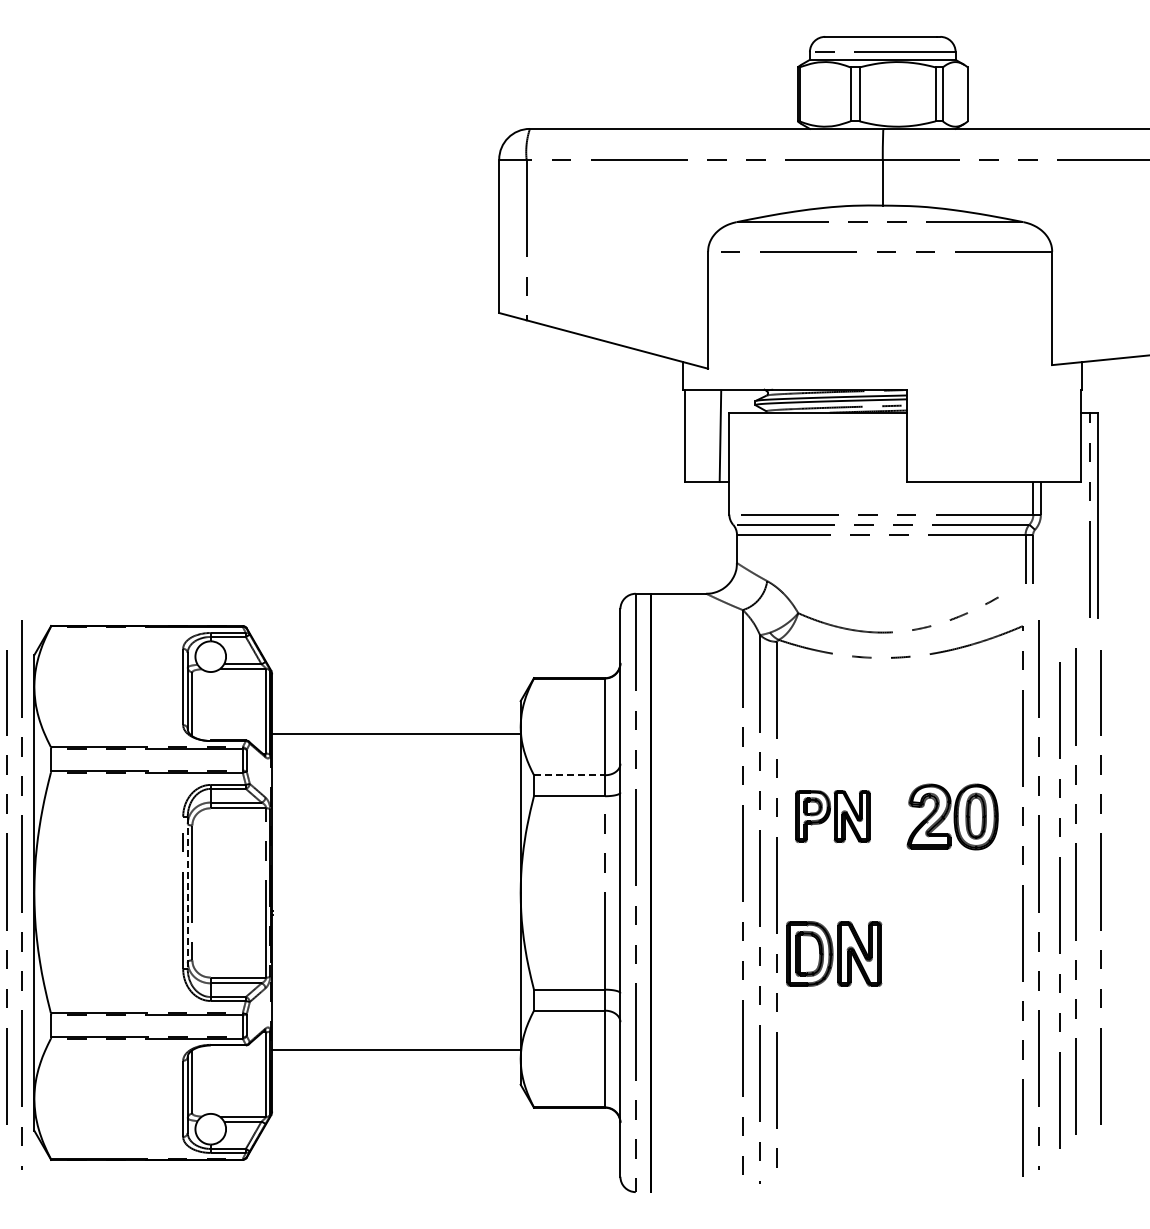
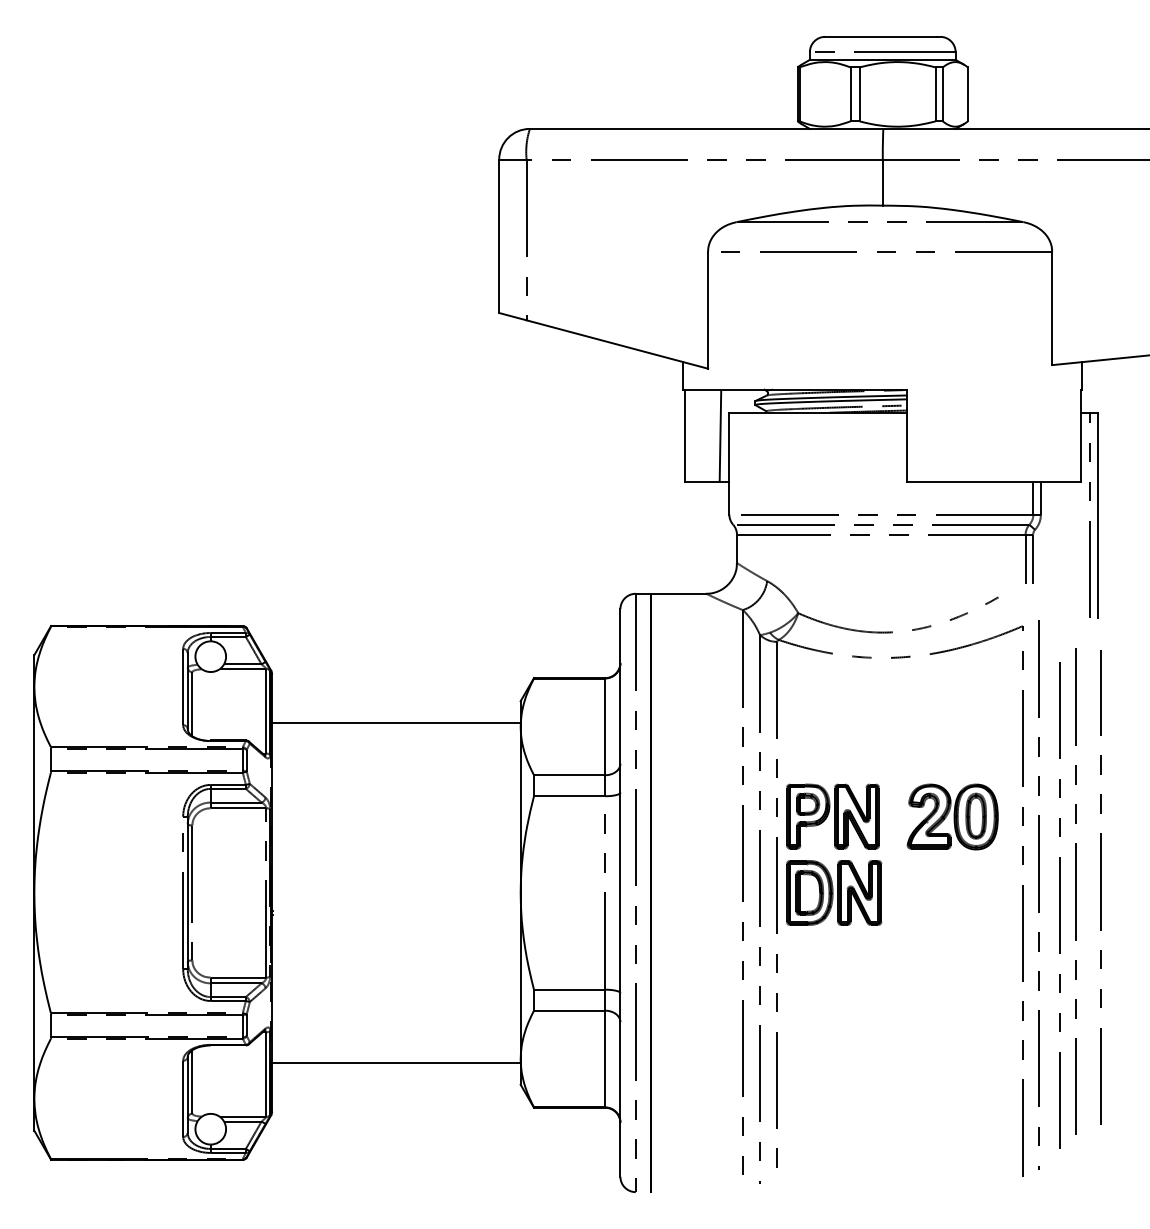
line position: (396, 733) -> (396, 722) (396, 722)
line: dashed -> solid (569, 775)
part size: 76x54 px -> 94x67 px (832, 816)
line: present -> none (6, 887)
line: dashed -> solid (187, 893)
line: present -> none (21, 894)
part position: (834, 953) -> (834, 892) (834, 892)
line position: (396, 1050) -> (396, 1063) (396, 1063)
